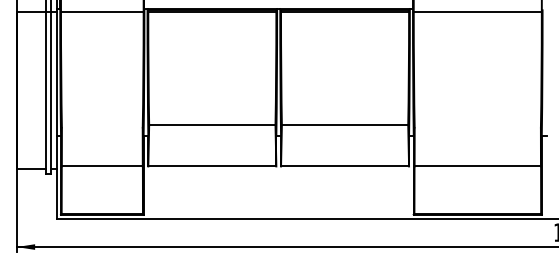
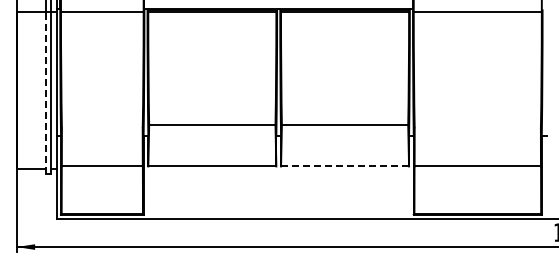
line: solid -> dashed (46, 92)
line: solid -> dashed (344, 166)
